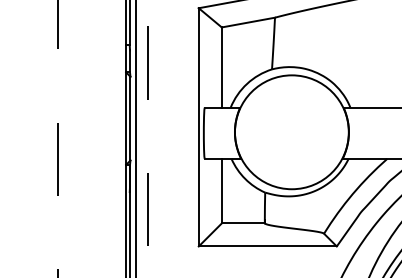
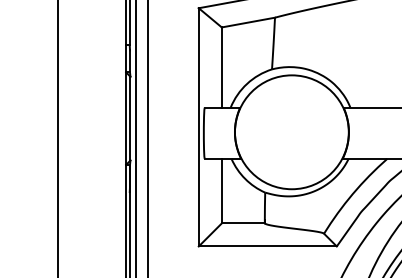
line: dashed -> solid (57, 138)
line: dashed -> solid (147, 139)
